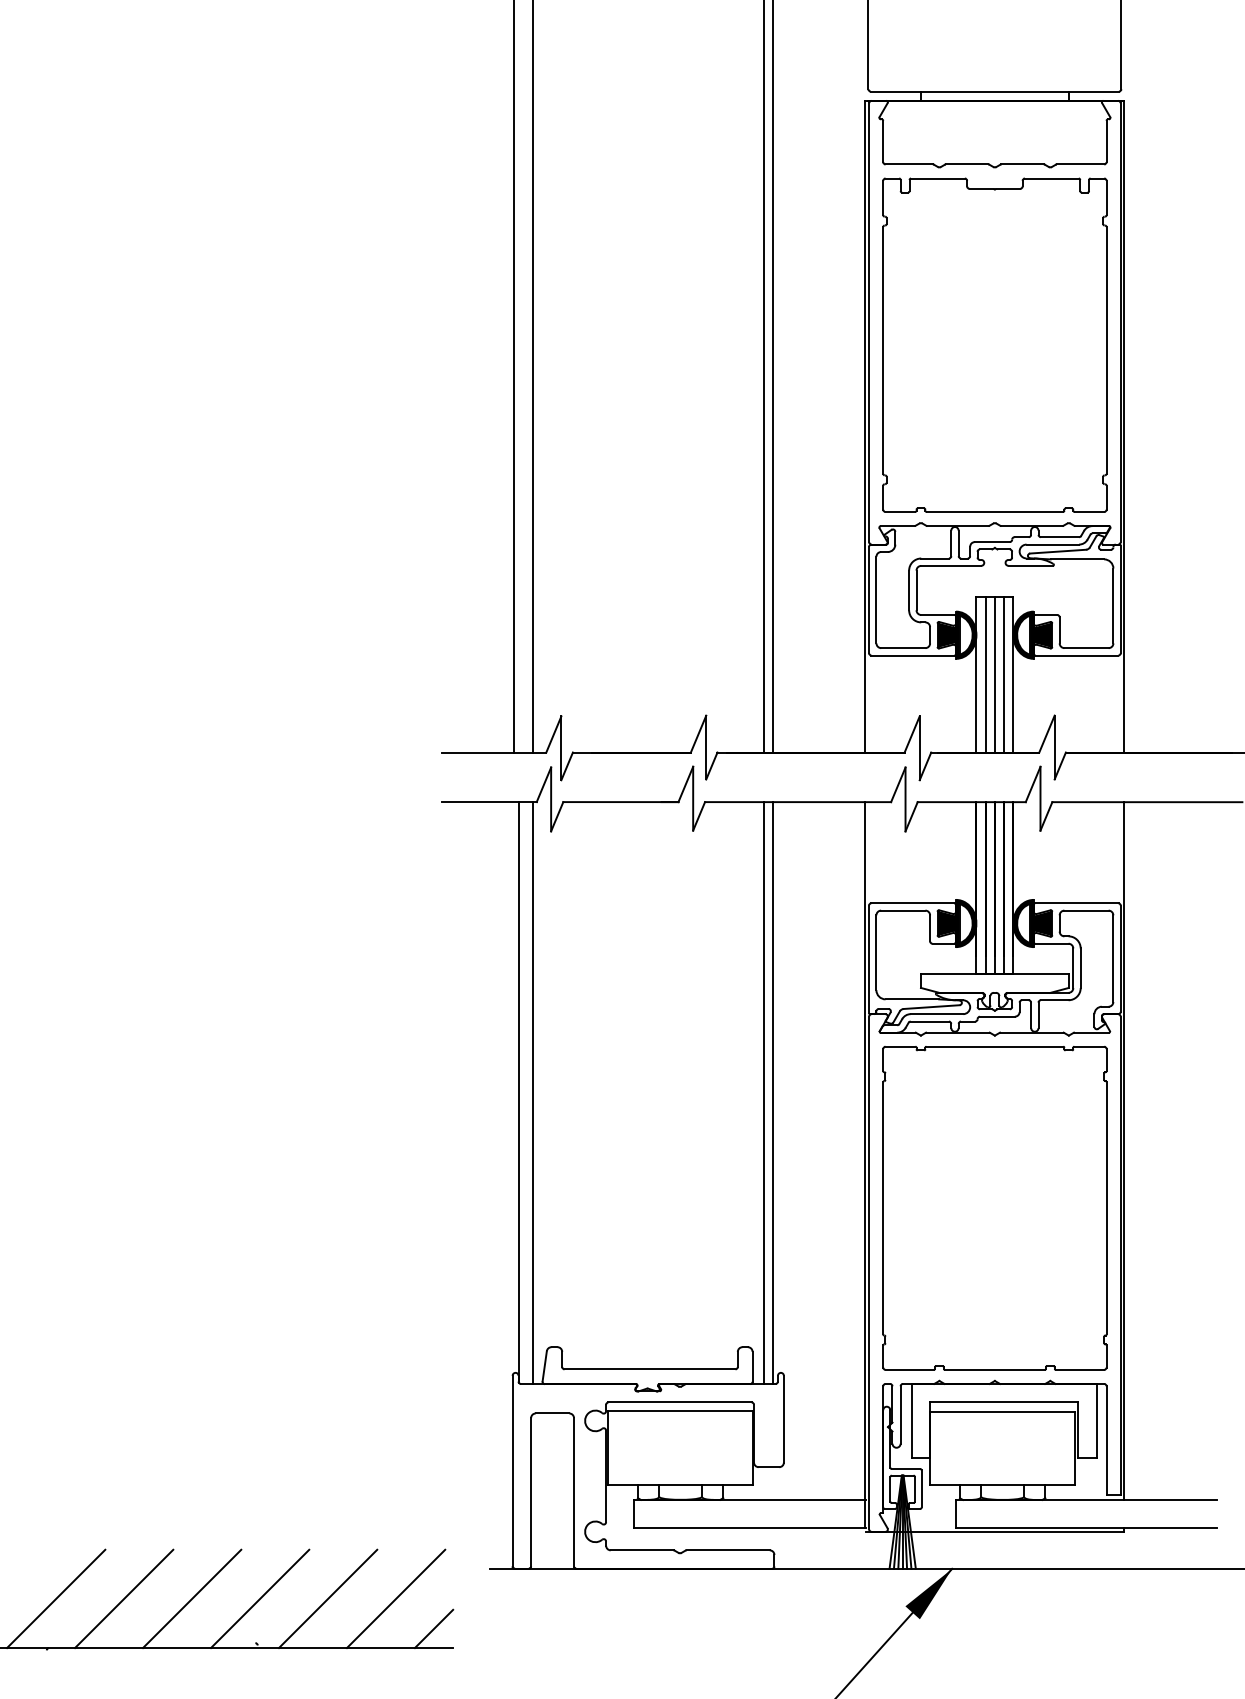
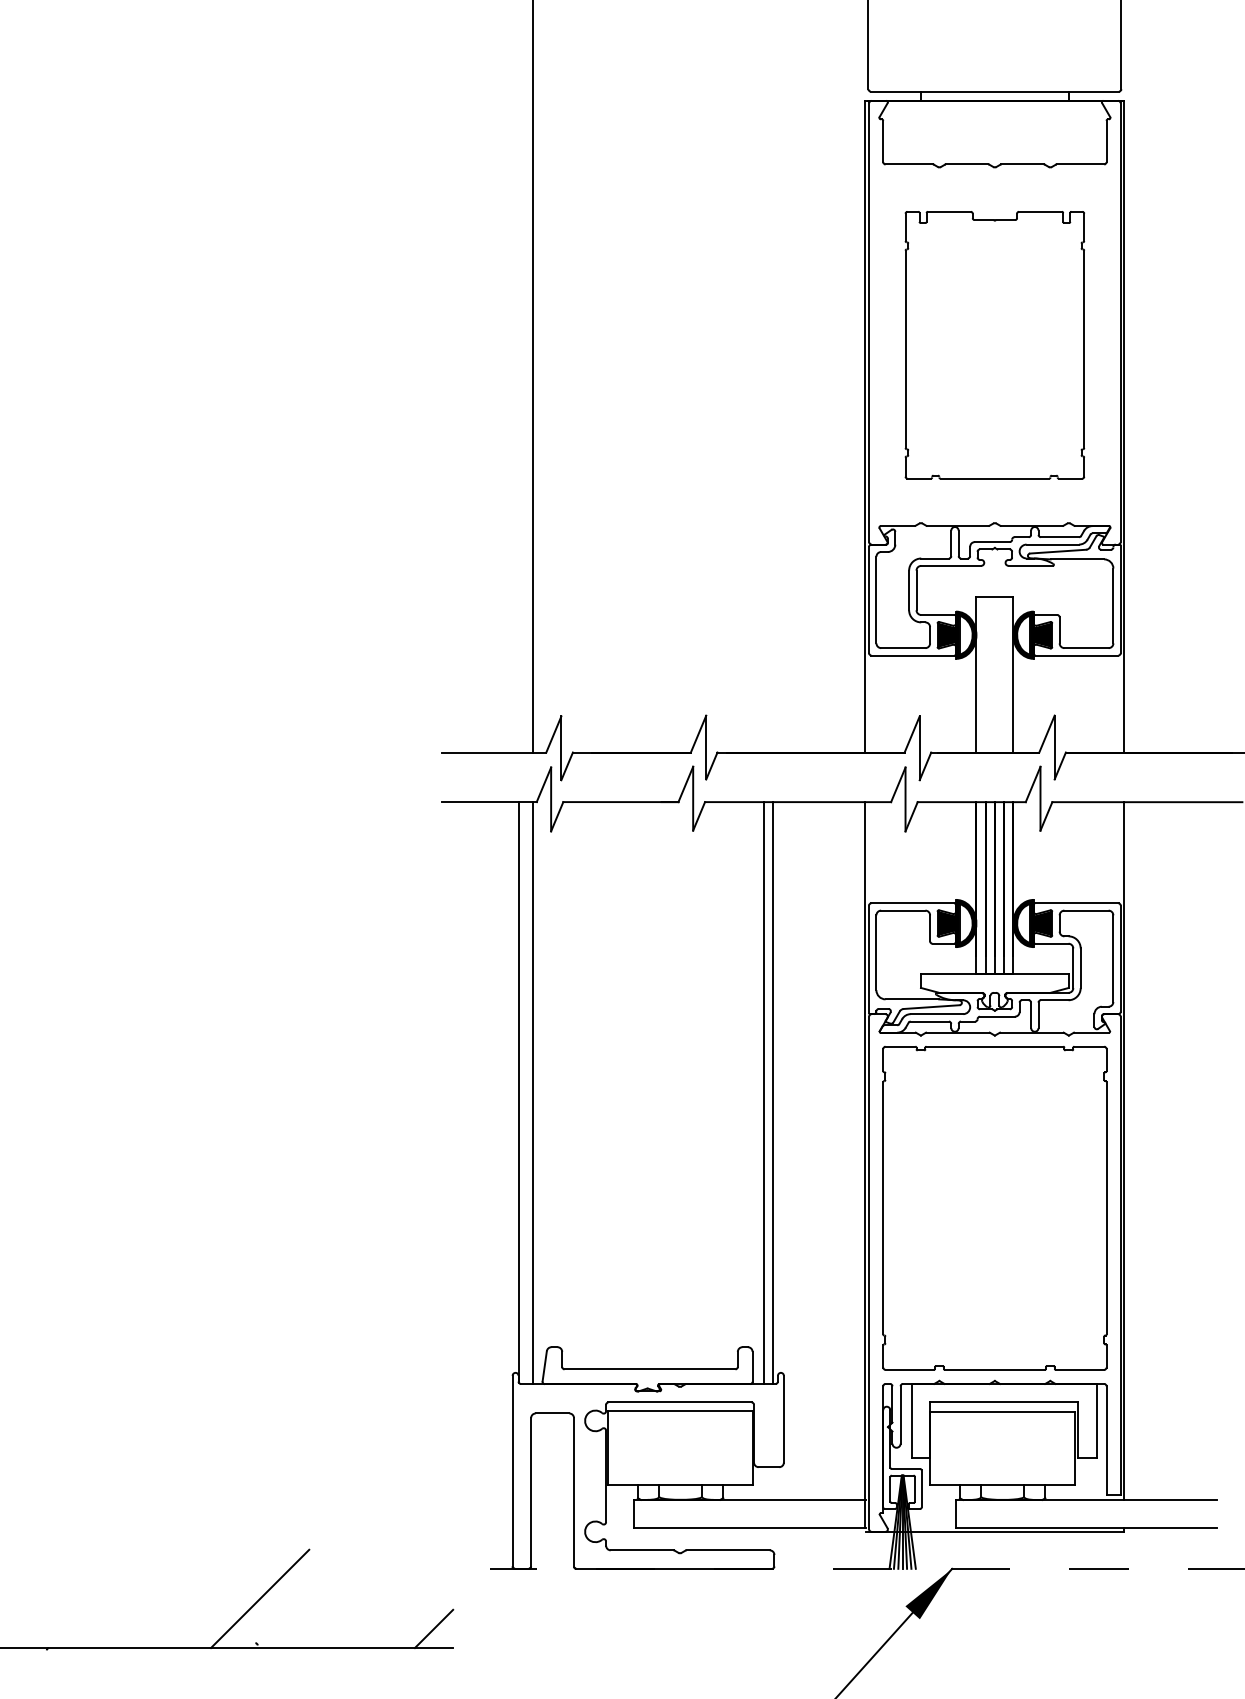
part size: 226x336 px -> 182x269 px (994, 345)
line: present -> none (514, 377)
line: present -> none (763, 377)
line: present -> none (773, 377)
line: present -> none (985, 674)
line: present -> none (994, 674)
line: present -> none (1004, 674)
line: solid -> dashed (866, 1568)
line: present -> none (56, 1598)
line: present -> none (124, 1598)
line: present -> none (192, 1598)
line: present -> none (328, 1598)
line: present -> none (395, 1598)
